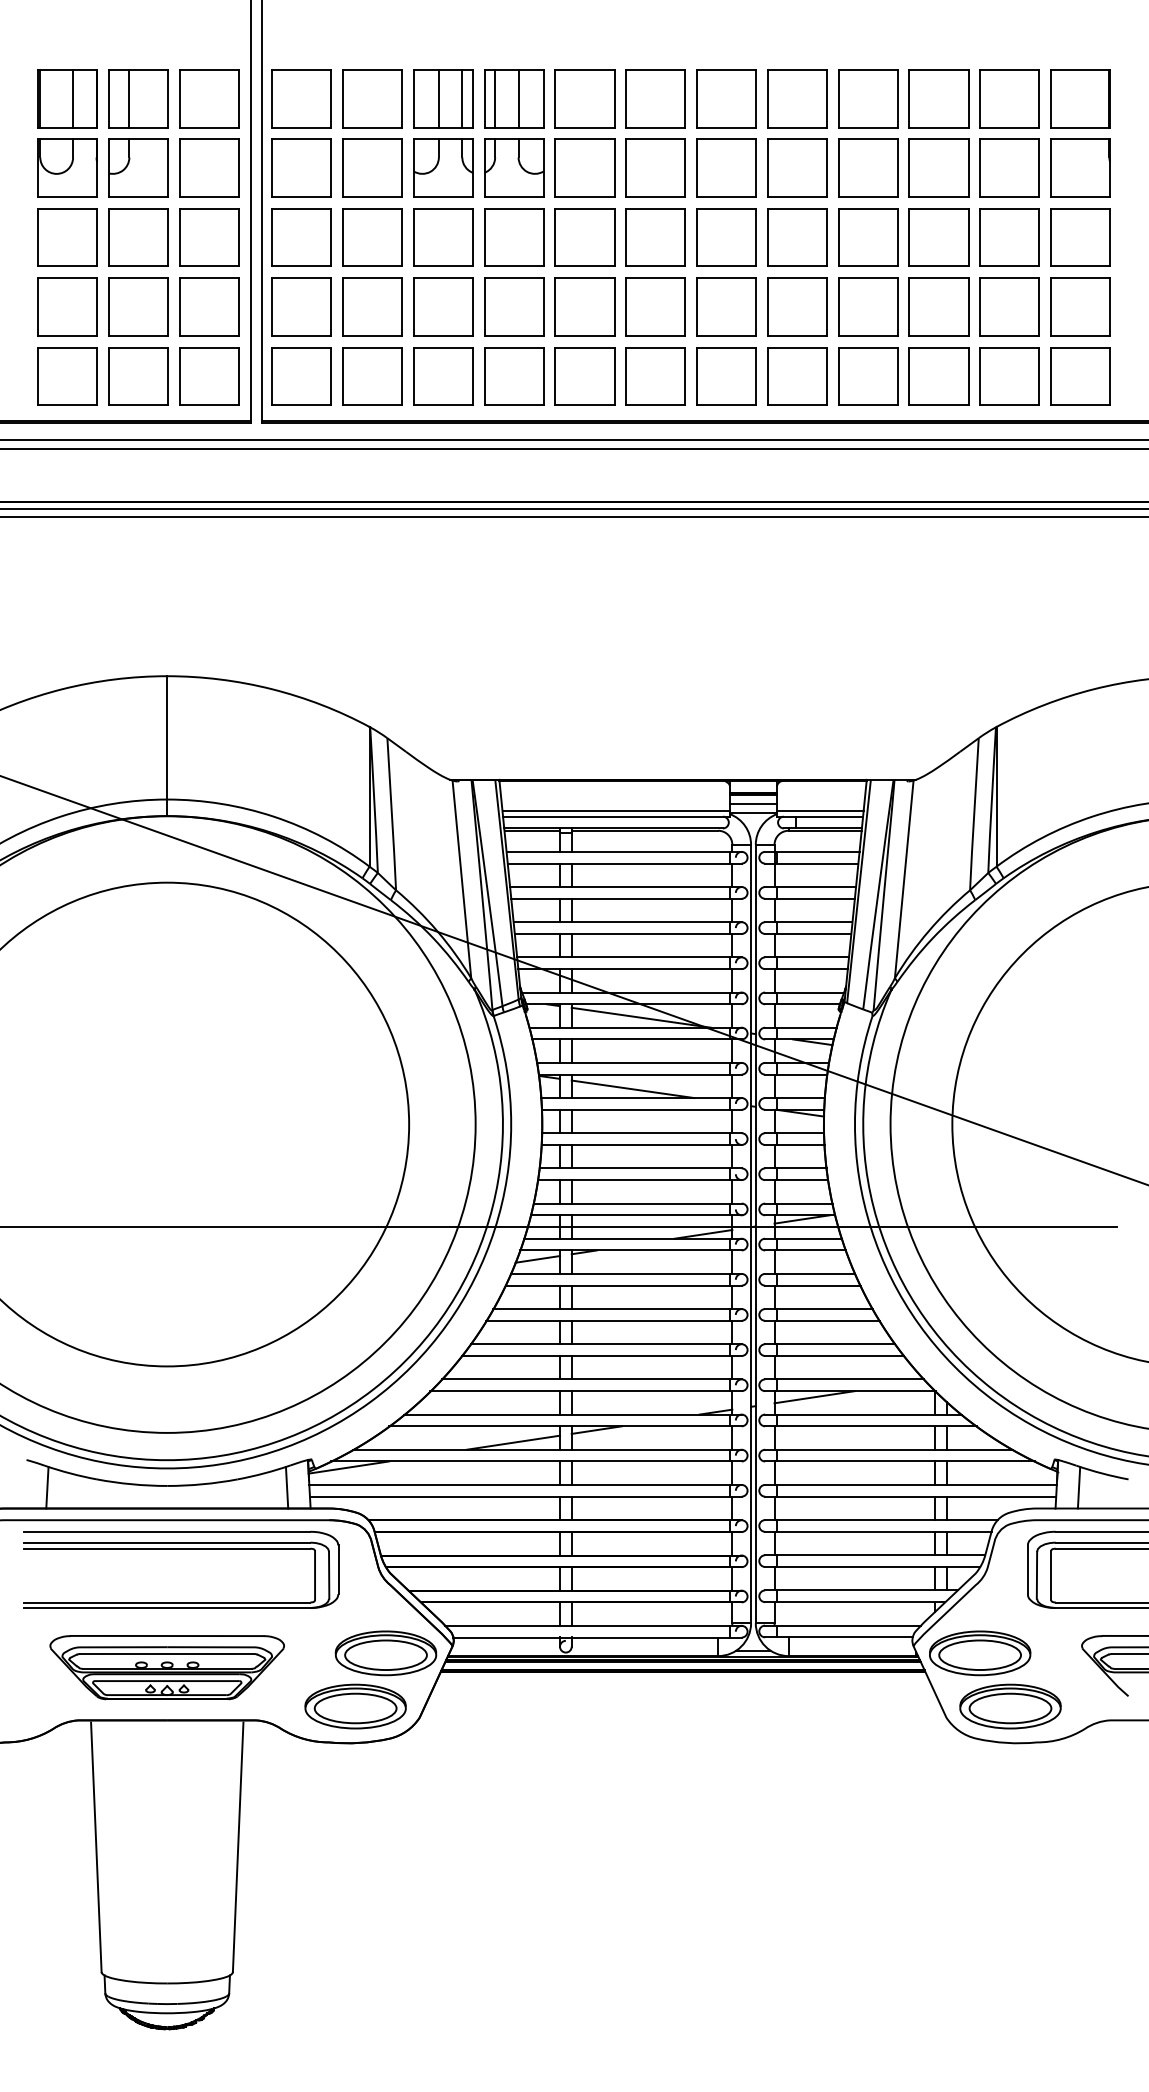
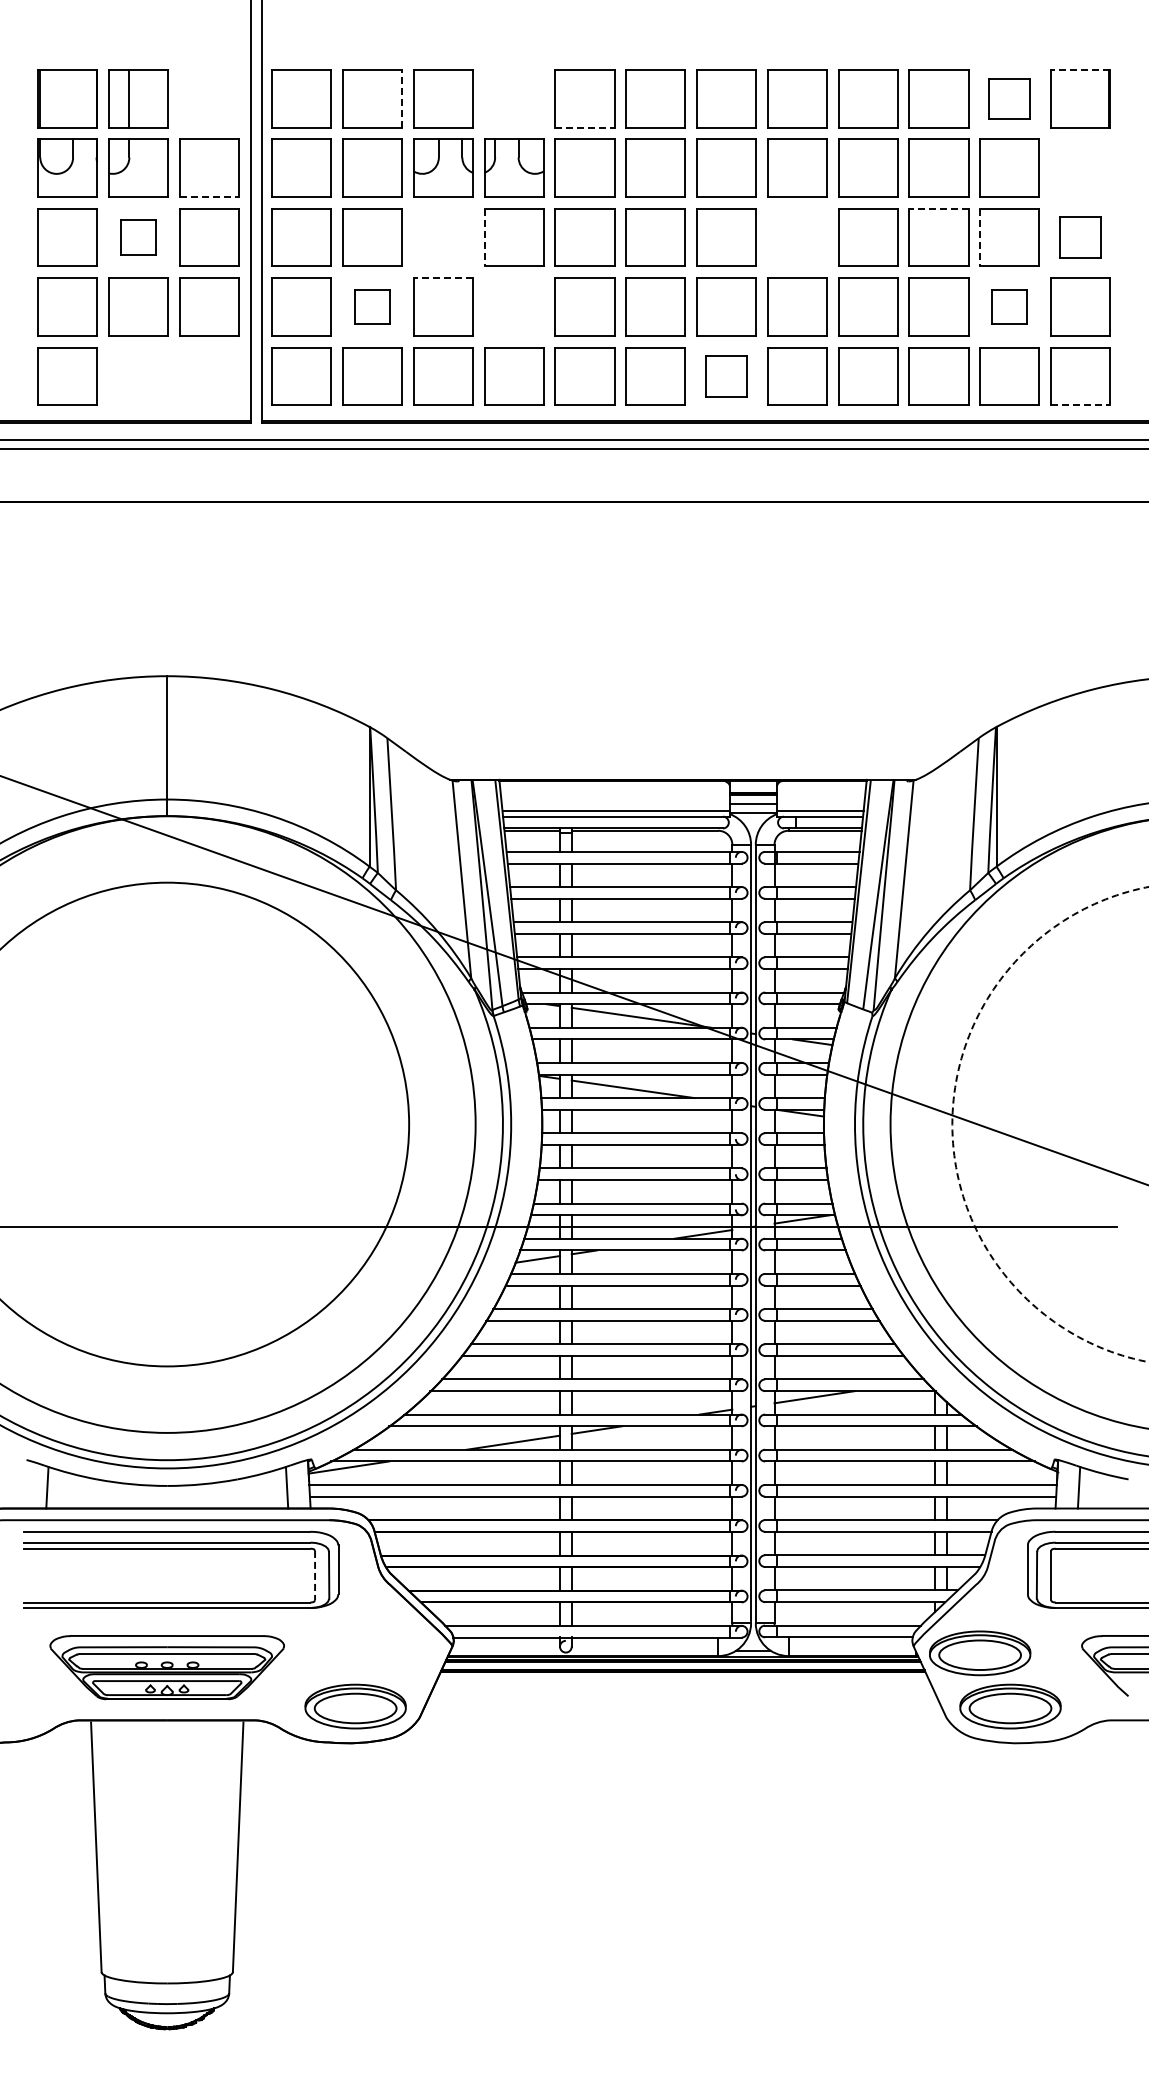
line: solid -> dashed (1080, 69)
line: present -> none (73, 98)
part: present -> none (209, 98)
line: solid -> dashed (402, 98)
line: present -> none (438, 98)
line: present -> none (462, 98)
part: present -> none (514, 98)
part size: 61x60 px -> 43x42 px (1009, 98)
line: solid -> dashed (584, 127)
part: present -> none (1080, 167)
line: solid -> dashed (209, 197)
line: solid -> dashed (938, 208)
part size: 61x59 px -> 37x37 px (138, 237)
part: present -> none (443, 237)
line: solid -> dashed (484, 237)
part: present -> none (797, 237)
line: solid -> dashed (980, 237)
part size: 61x59 px -> 43x43 px (1080, 237)
line: solid -> dashed (443, 278)
part size: 61x60 px -> 37x36 px (372, 306)
part: present -> none (514, 306)
part size: 61x60 px -> 37x36 px (1009, 306)
part: present -> none (138, 376)
part: present -> none (209, 376)
part size: 61x59 px -> 43x43 px (726, 376)
line: solid -> dashed (1080, 405)
line: present -> none (573, 509)
line: present -> none (573, 517)
circle: solid -> dashed (1050, 1124)
line: solid -> dashed (315, 1575)
part: present -> none (385, 1653)
